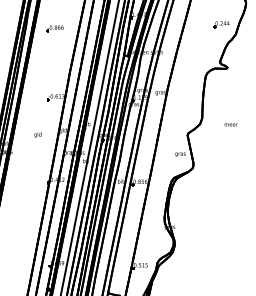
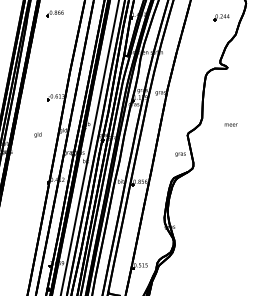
part position: (221, 24) -> (221, 17) (221, 17)
part position: (54, 28) -> (54, 13) (54, 13)
